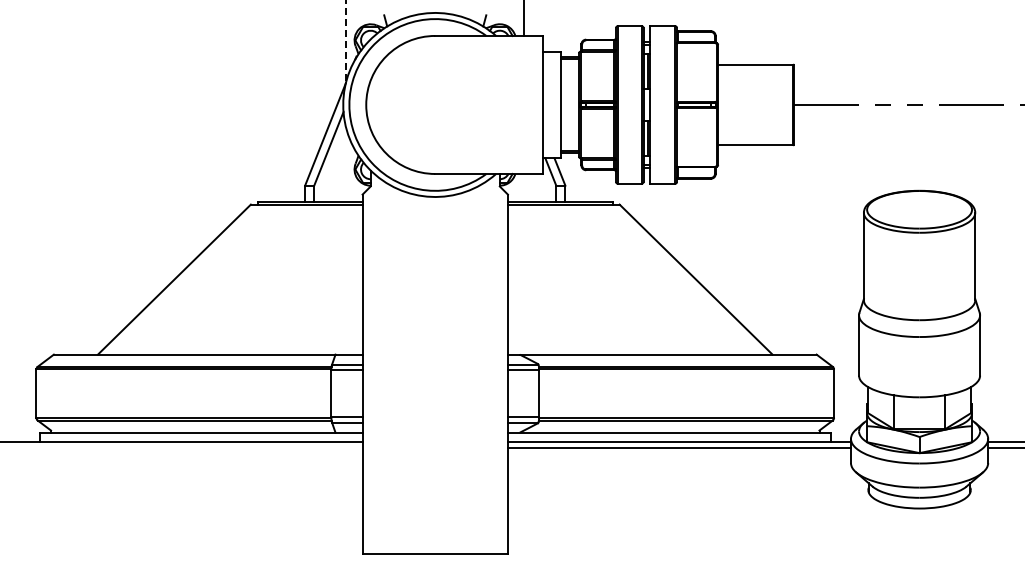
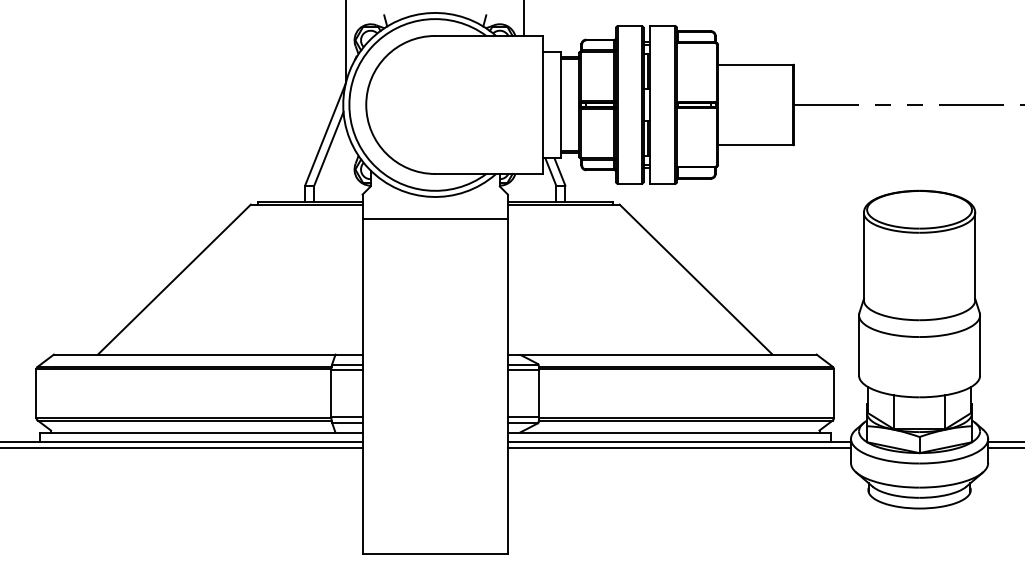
line: dashed -> solid (346, 40)
line: none -> present (434, 218)
line: none -> present (182, 447)
